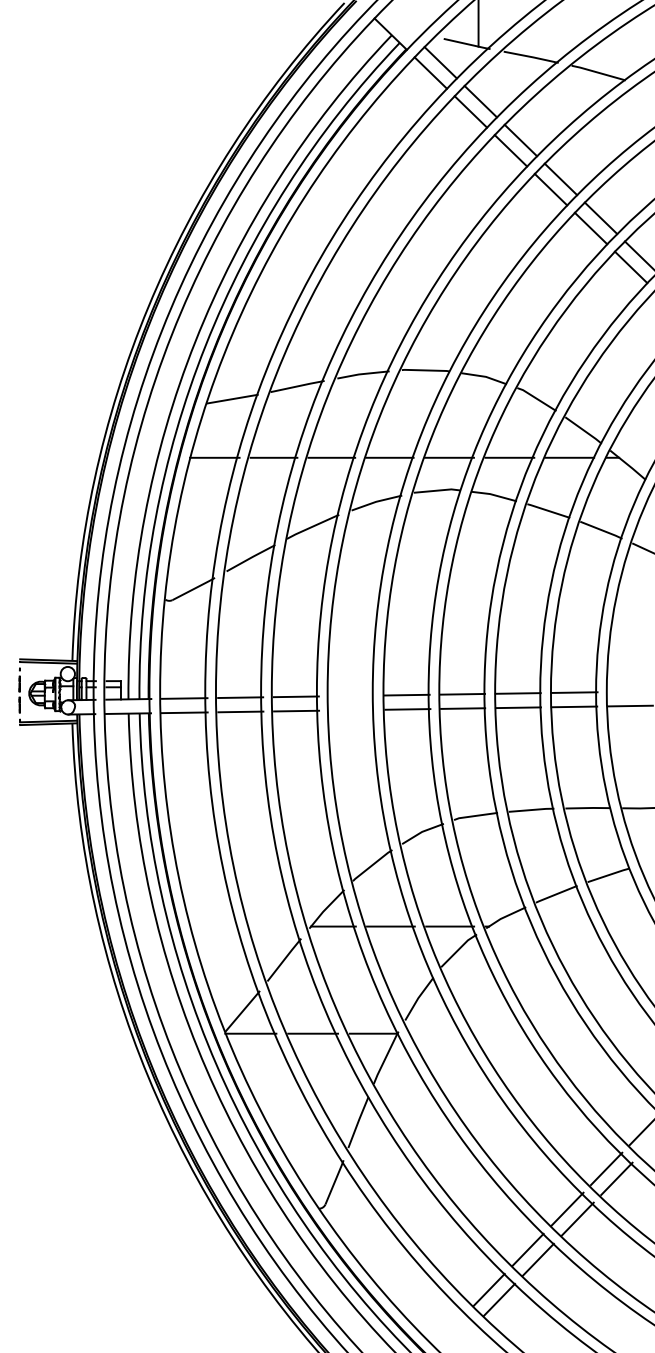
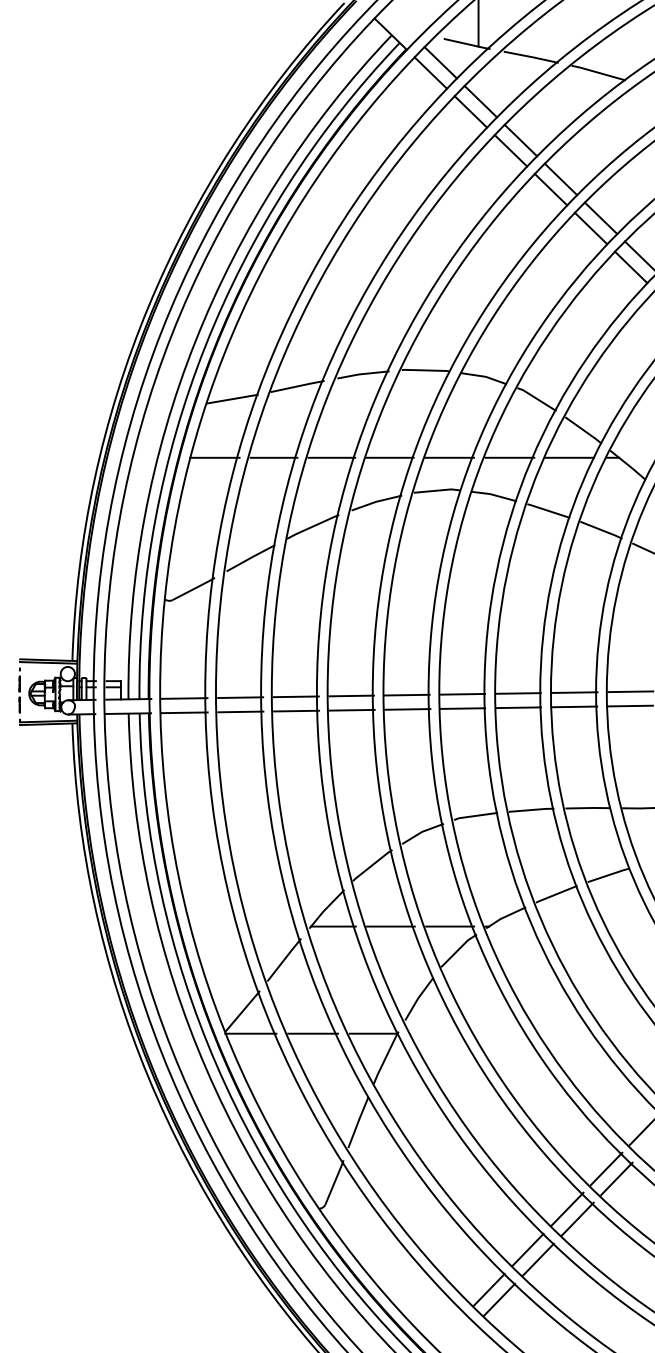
line: none -> present (629, 691)
line: none -> present (351, 695)
line: none -> present (351, 709)
